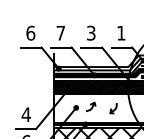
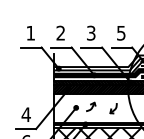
text: 6 -> 1 (30, 32)
text: 7 -> 2 (60, 32)
text: 1 -> 5 (121, 33)
